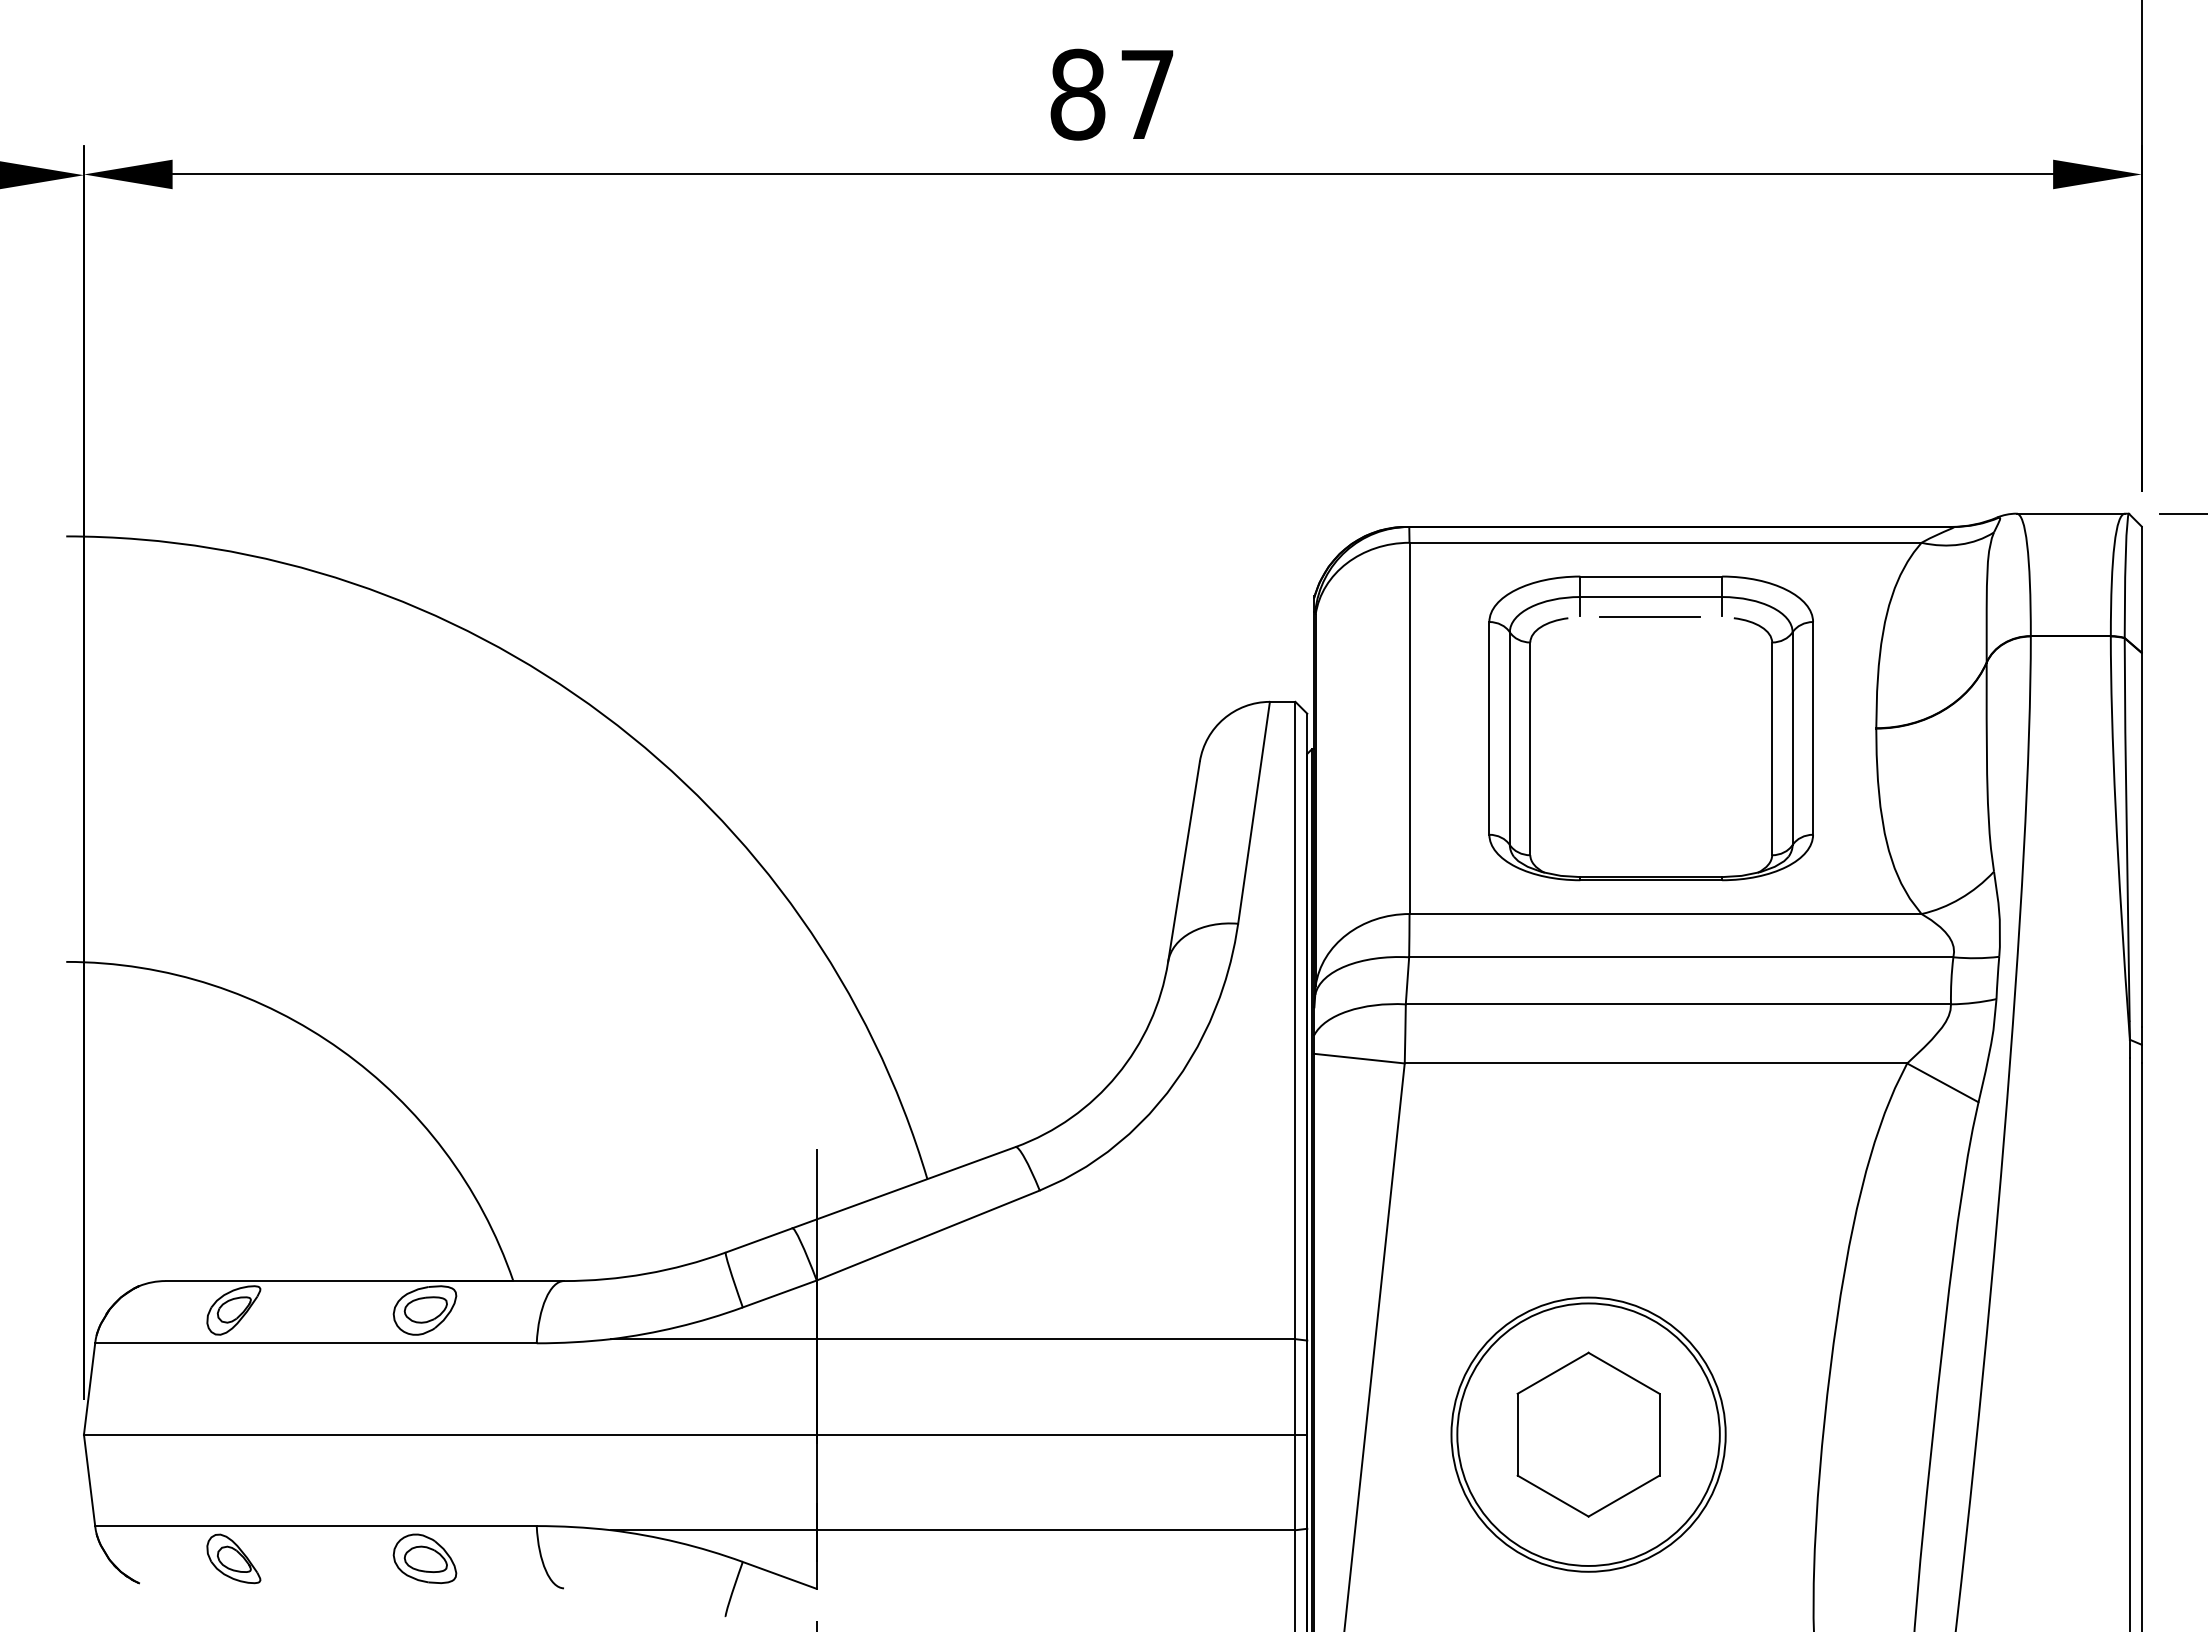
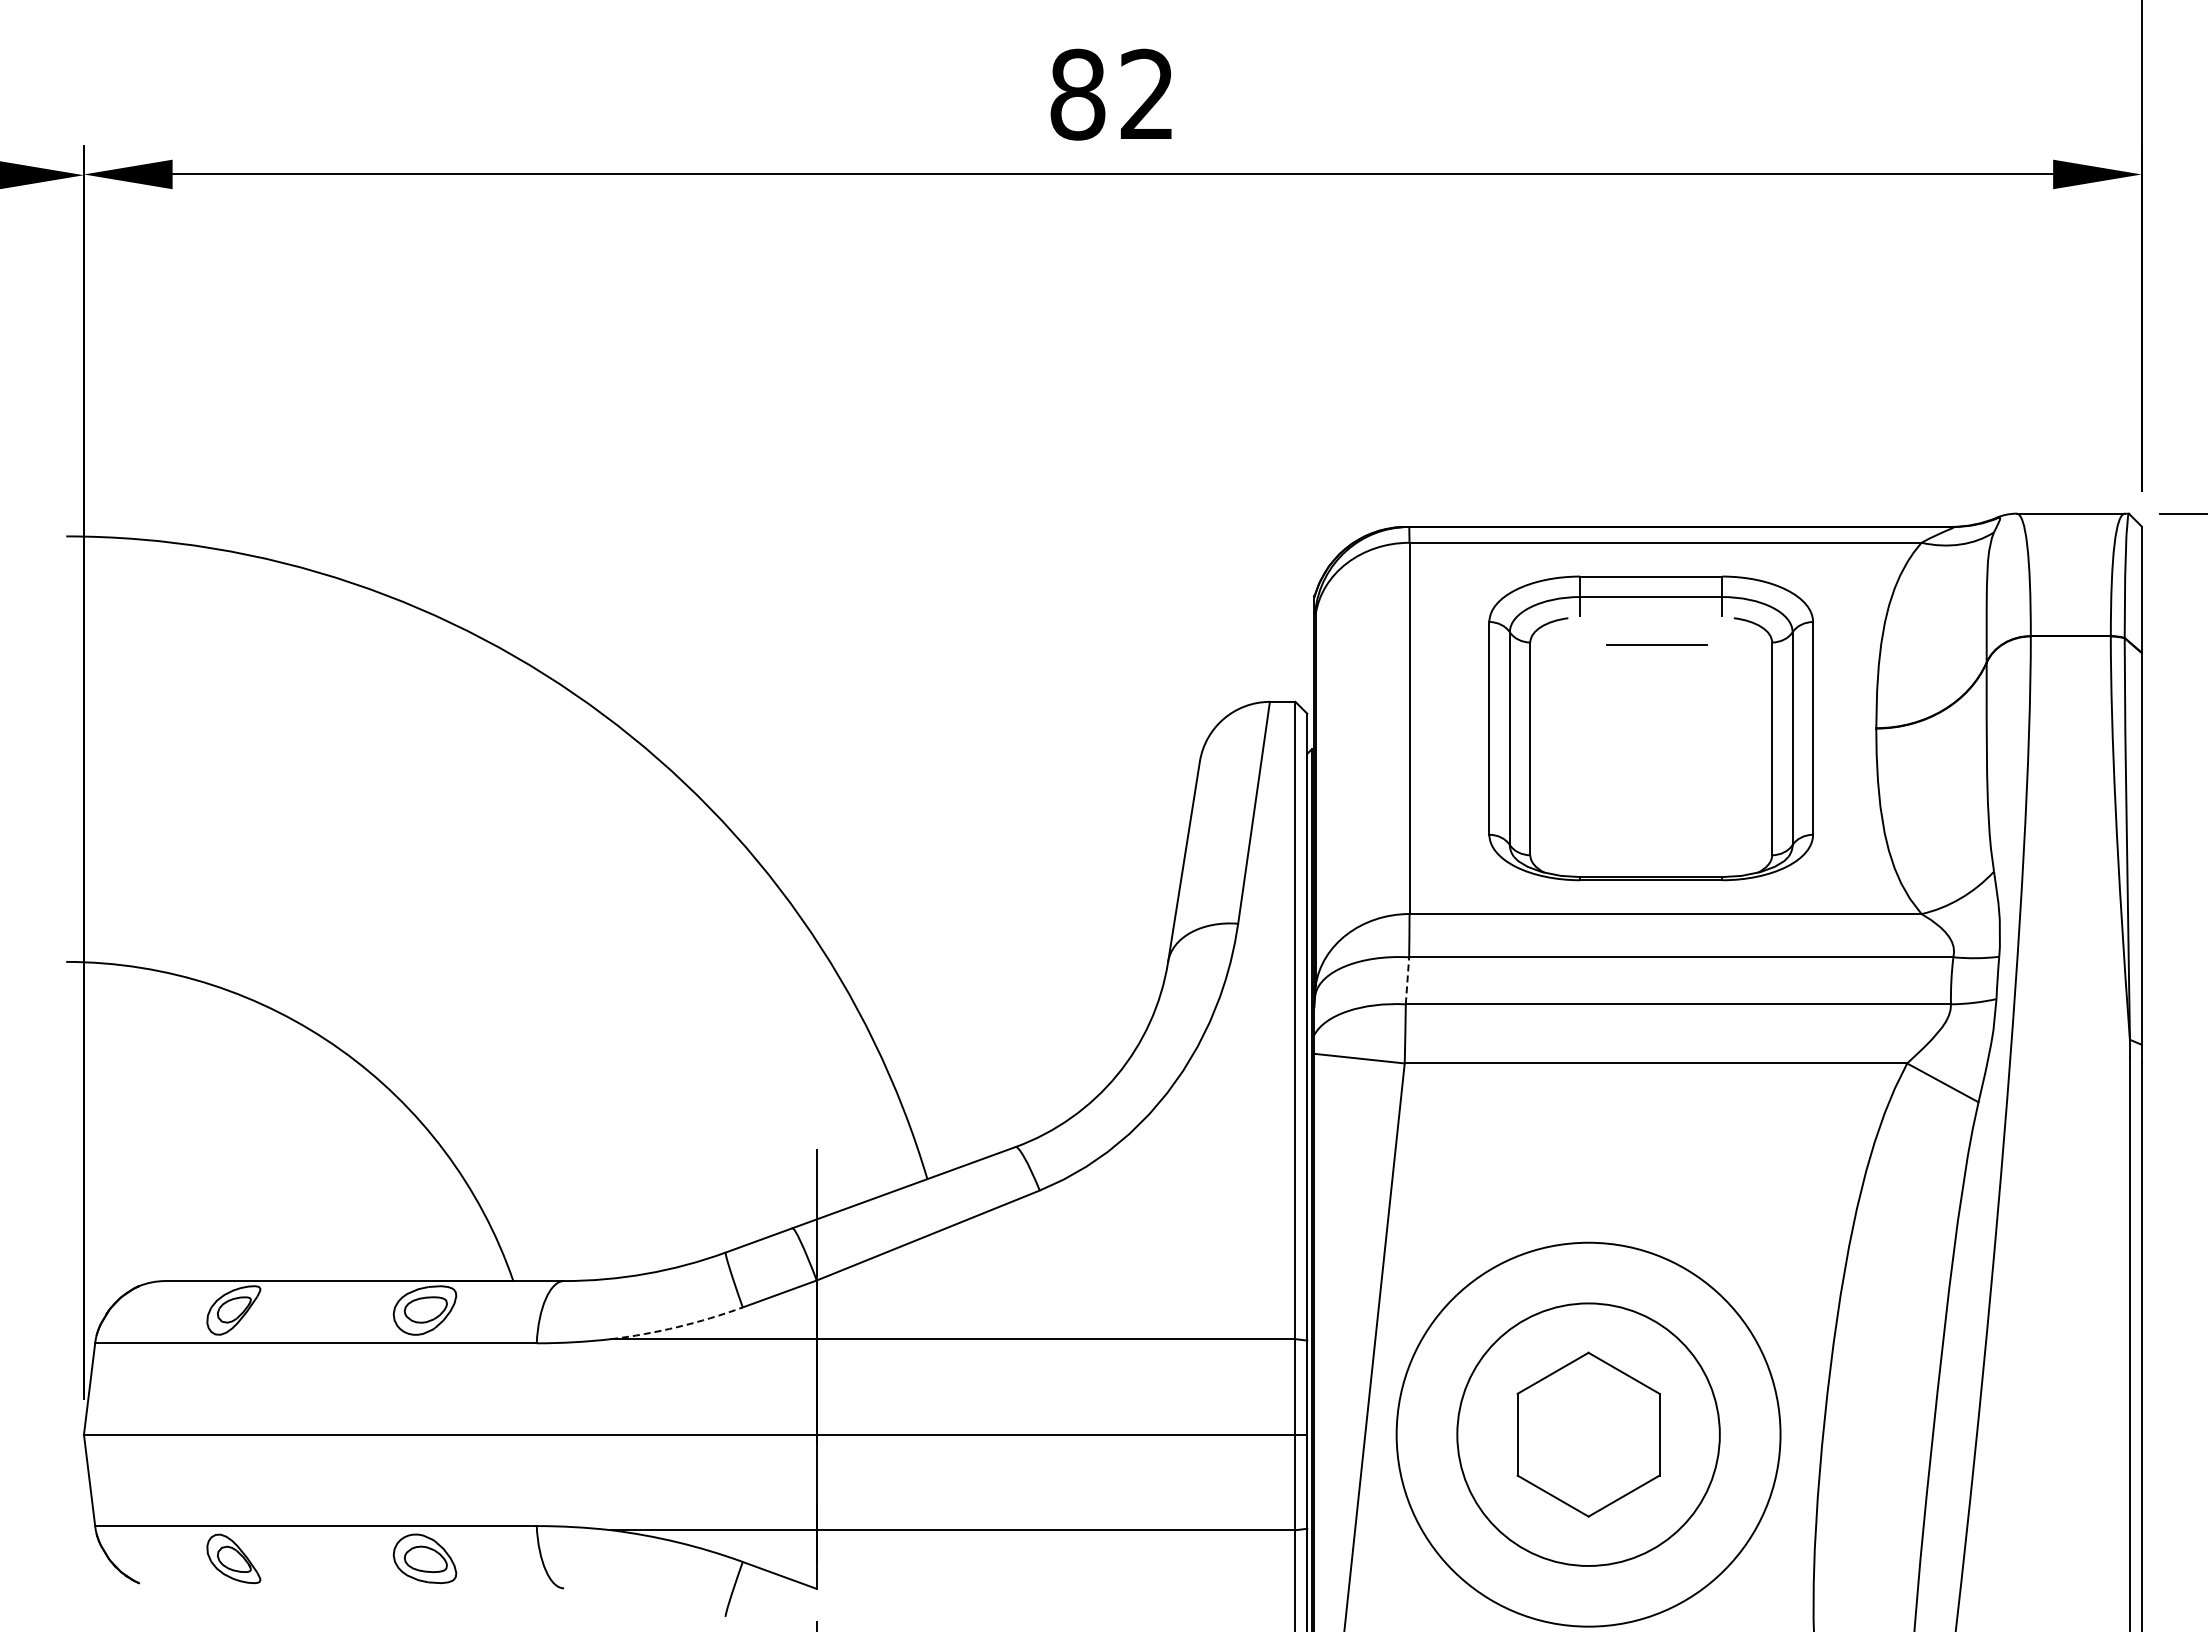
text: 87 -> 82 (1146, 93)
line position: (1649, 616) -> (1656, 644) (1656, 644)
line: solid -> dashed (1407, 980)
arc: solid -> dashed (677, 1327)
circle diameter: 274 px -> 384 px (1588, 1434)
